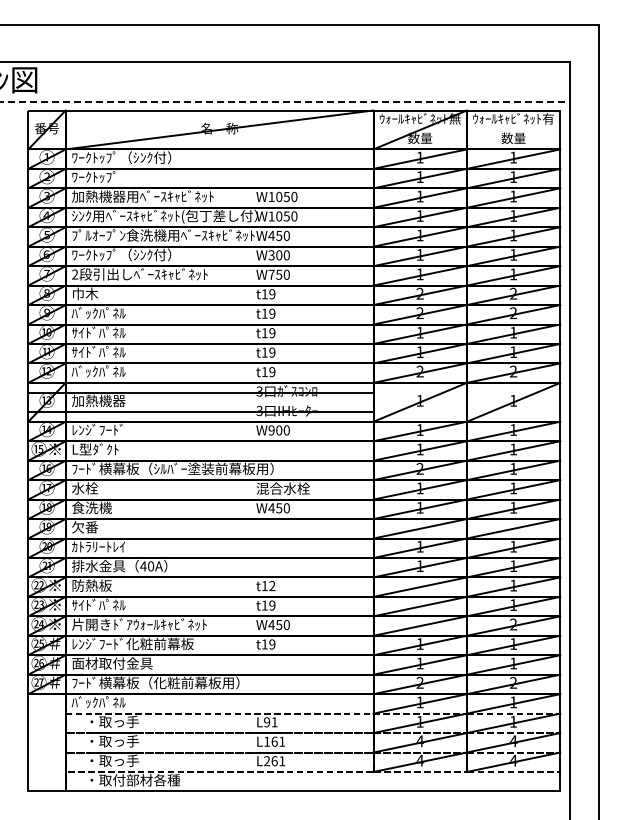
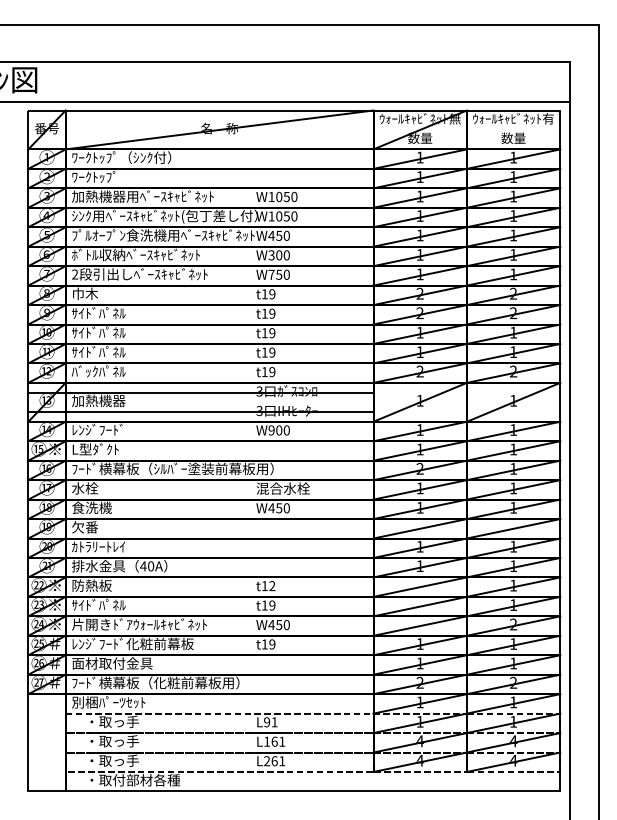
line: dashed -> solid (285, 101)
text: ﾜｰｸﾄｯﾌﾟ（ｼﾝｸ付） -> ﾎﾞﾄﾙ収納ﾍﾞｰｽｷｬﾋﾞﾈｯﾄ (135, 254)
text: ﾊﾞｯｸﾊﾟﾈﾙ -> ｻｲﾄﾞﾊﾟﾈﾙ (84, 313)
text: ﾊﾞｯｸﾊﾟﾈﾙ -> 別梱ﾊﾟｰﾂｾｯﾄ (108, 702)
